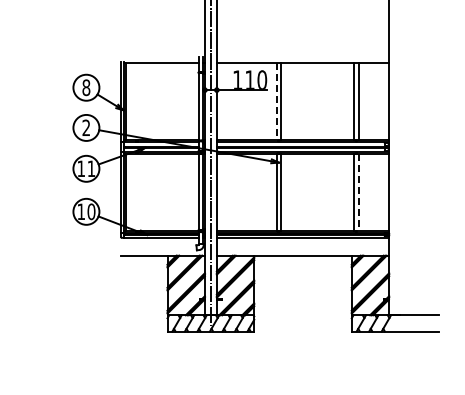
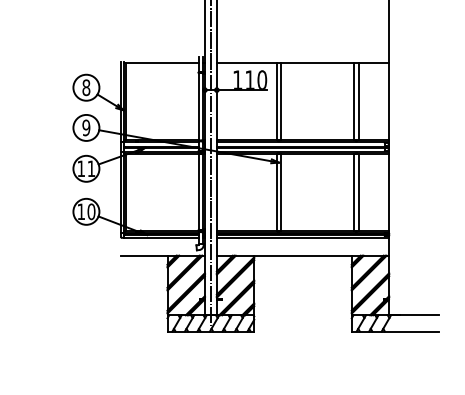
line: dashed -> solid (276, 102)
text: 2 -> 9 (86, 127)
line: dashed -> solid (358, 193)
